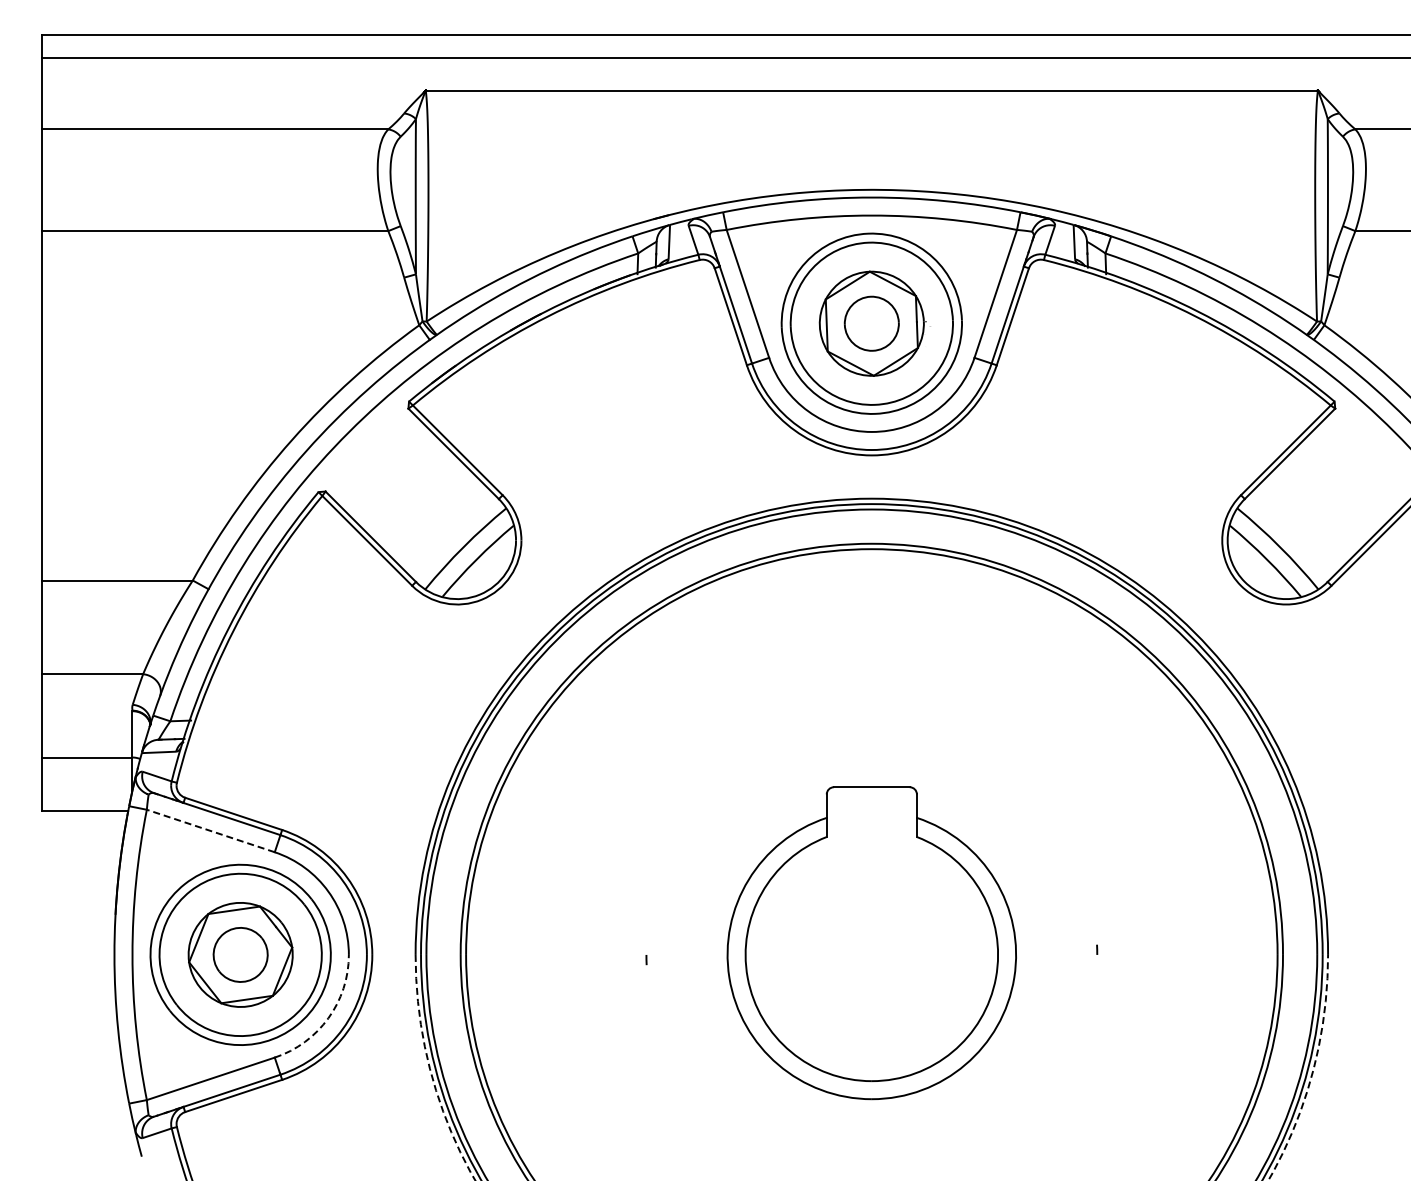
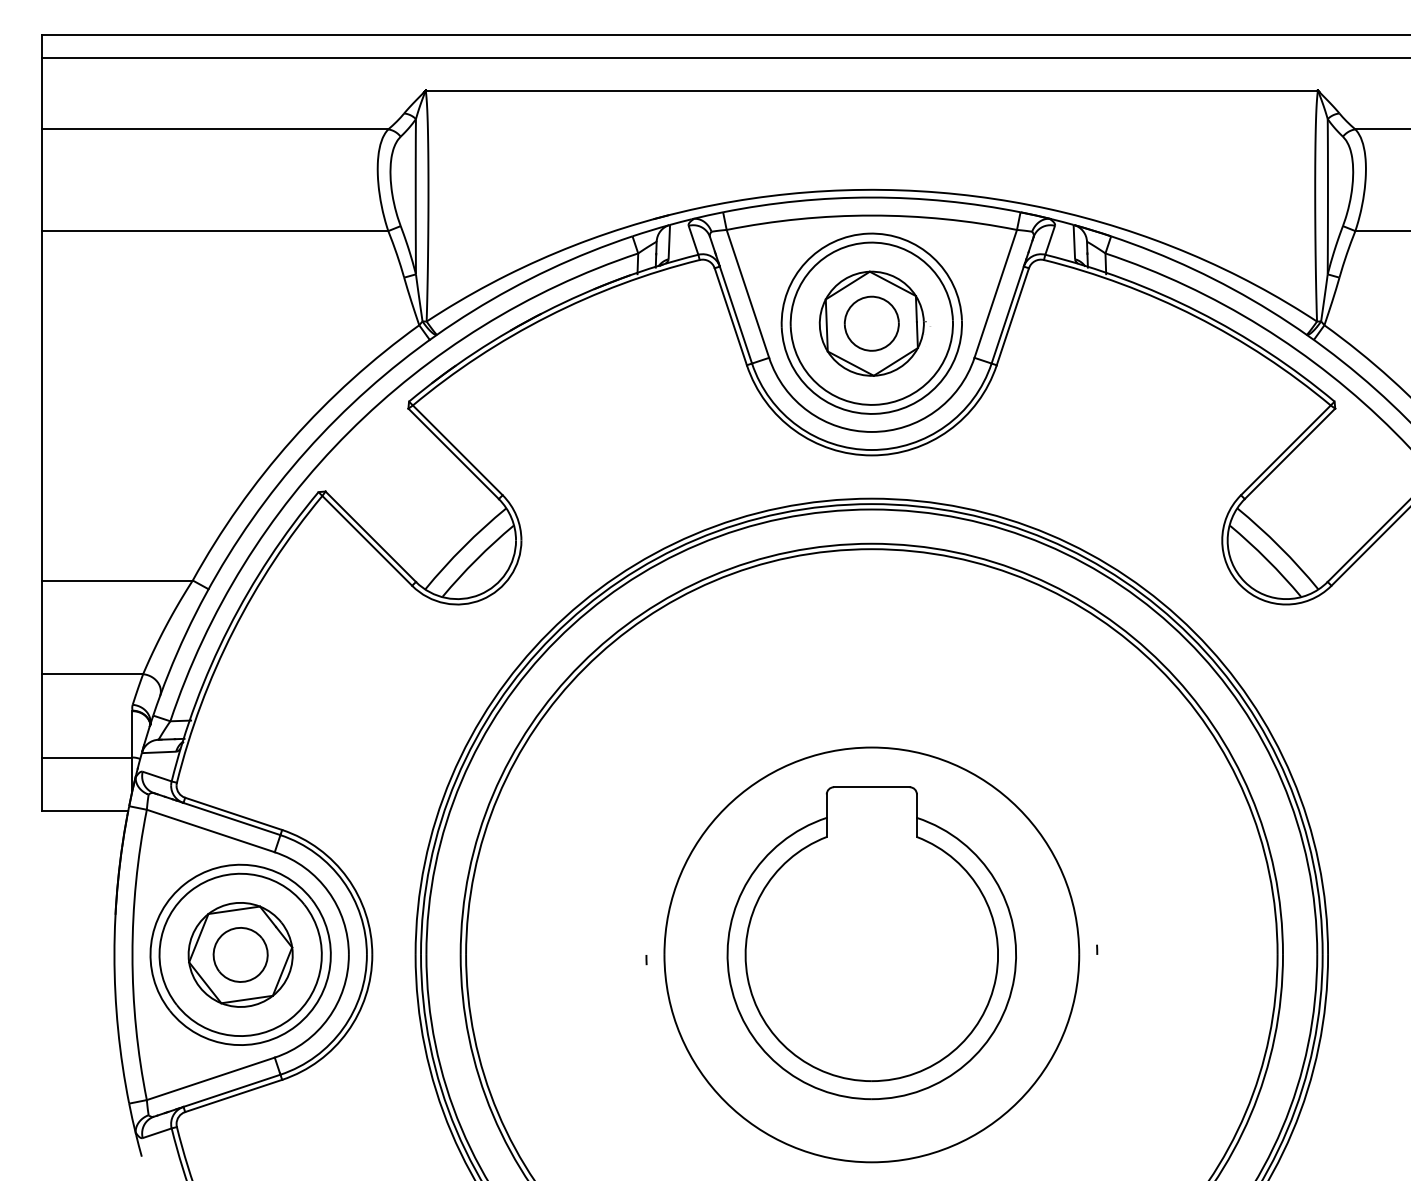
line: dashed -> solid (210, 830)
part: none -> present (871, 954)
arc: dashed -> solid (328, 1018)
arc: dashed -> solid (1268, 1180)
